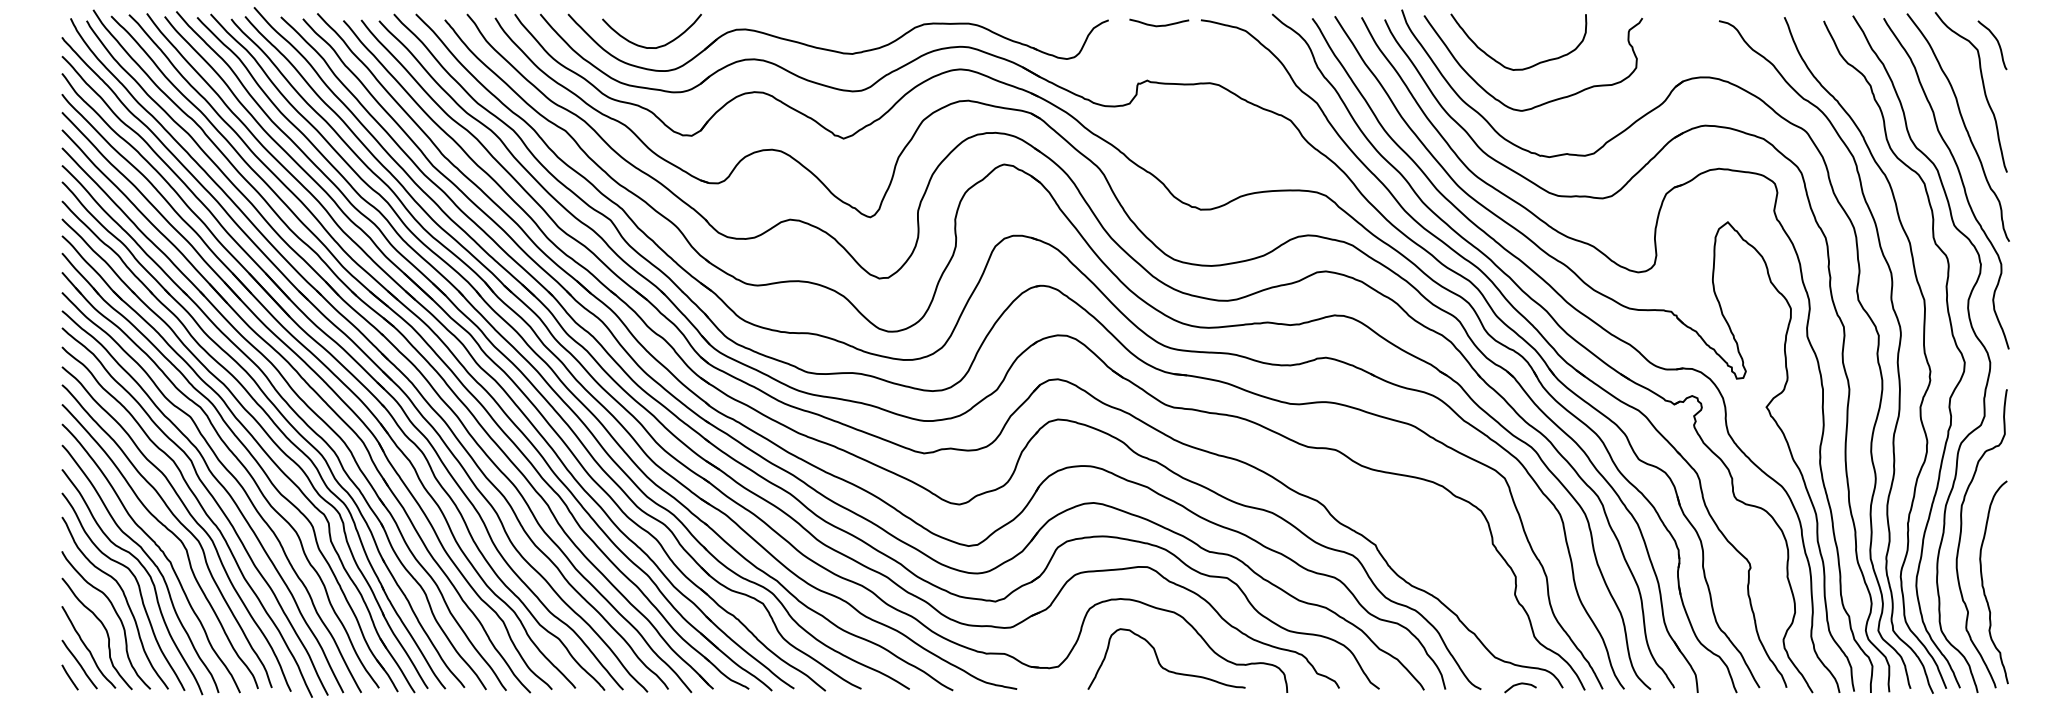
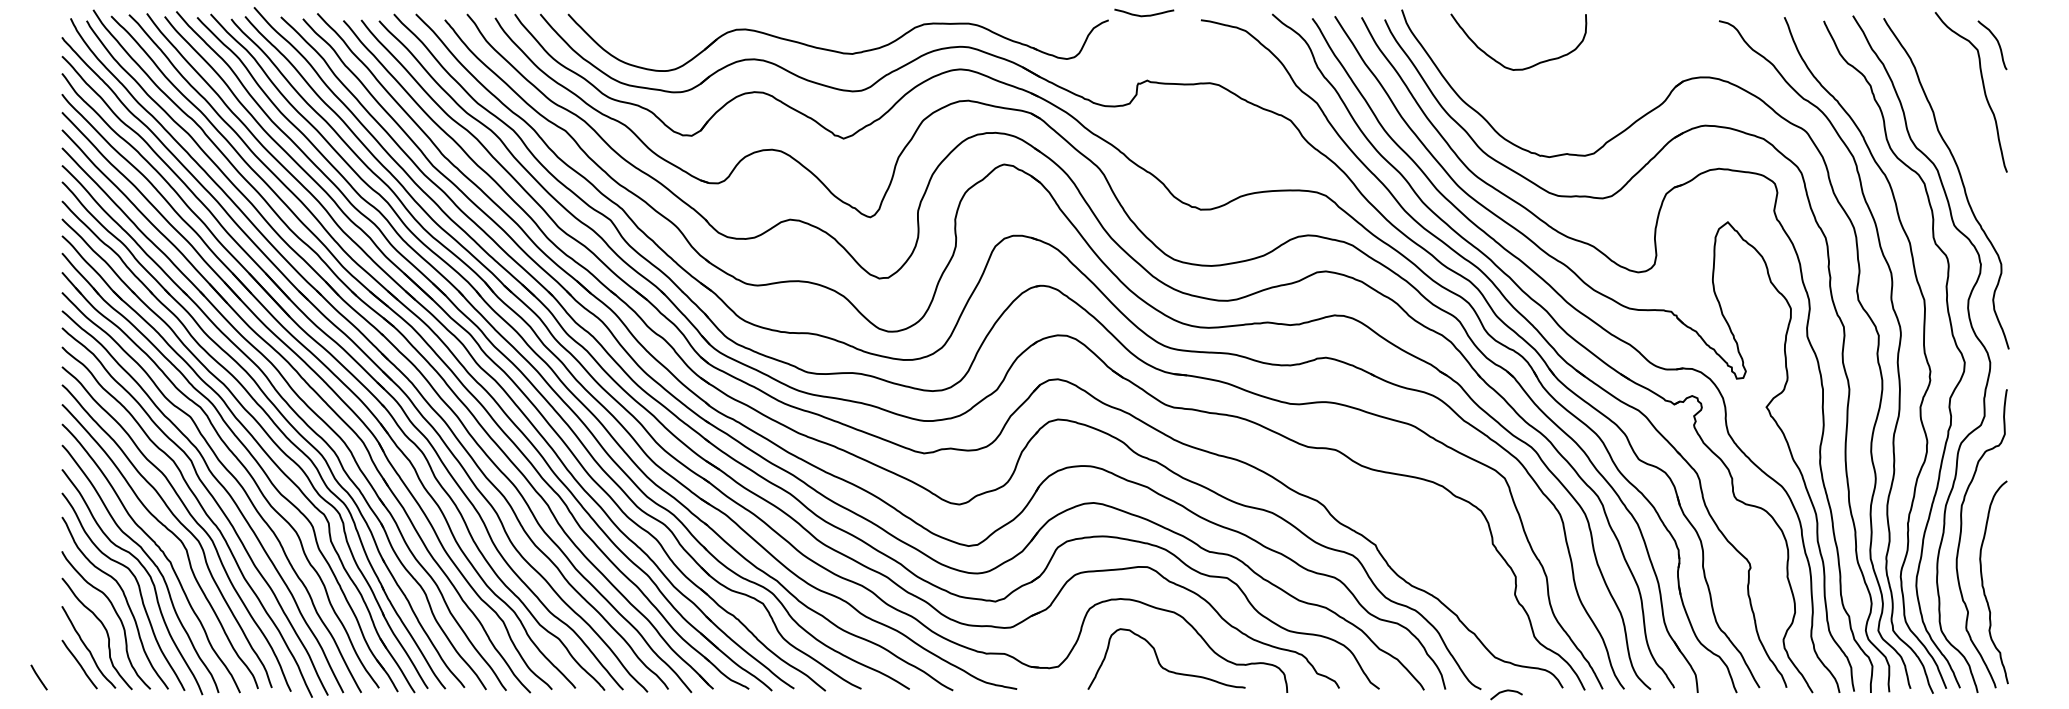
curve position: (1159, 25) -> (1144, 15) (1144, 15)
curve: present -> none (651, 47)
curve: present -> none (1547, 101)
curve: present -> none (1963, 125)
line position: (69, 677) -> (38, 677) (38, 677)
curve position: (1518, 685) -> (1504, 692) (1504, 692)
